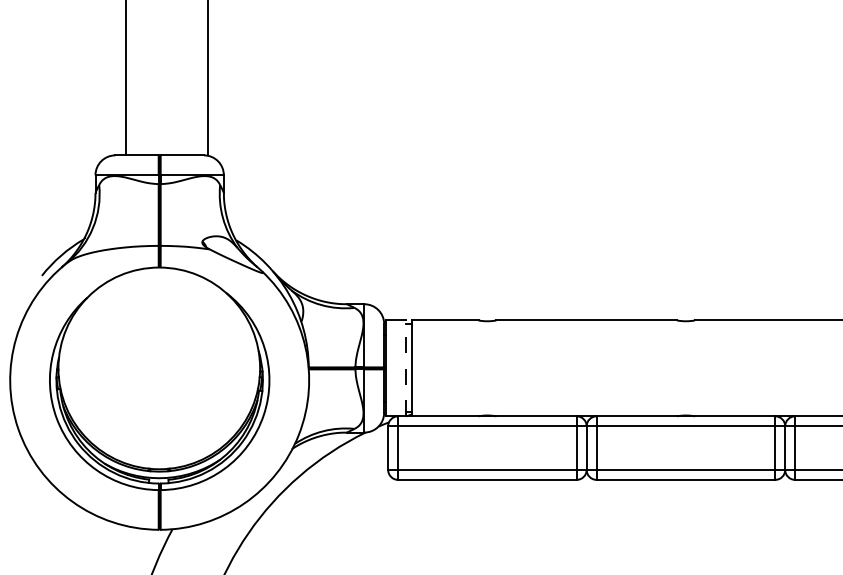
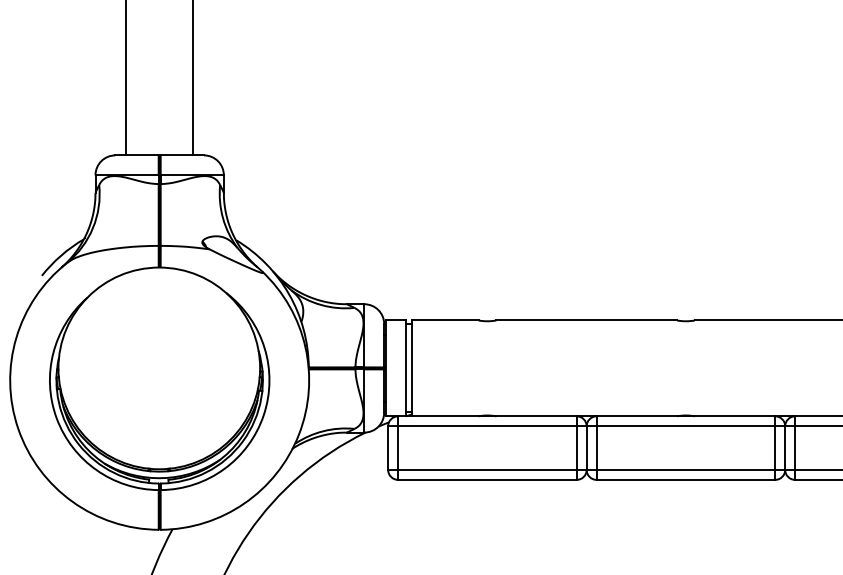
line position: (208, 78) -> (193, 78) (193, 78)
line: dashed -> solid (406, 368)
